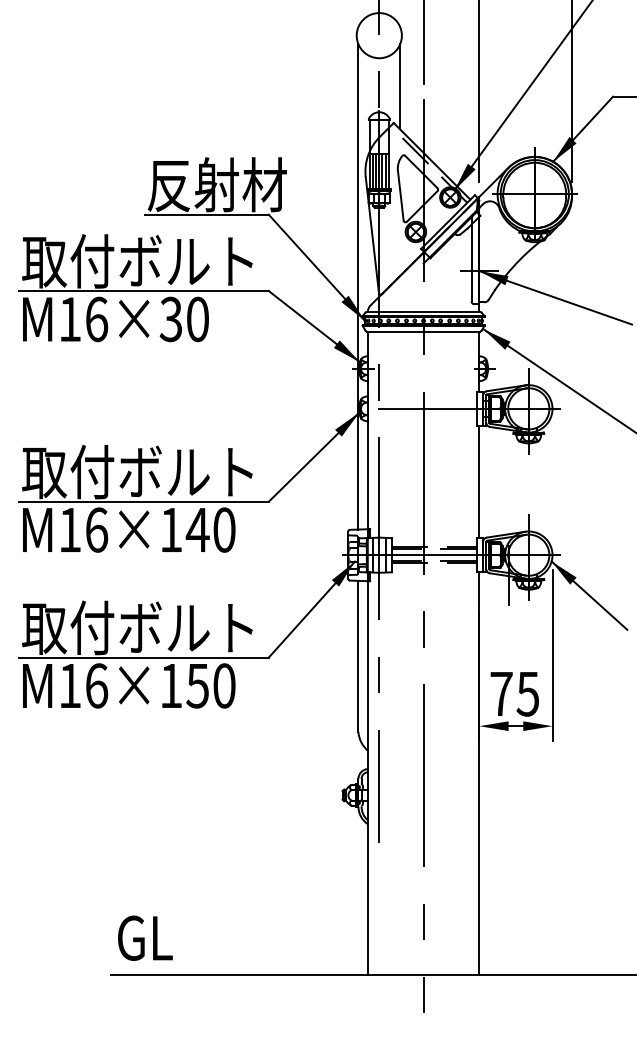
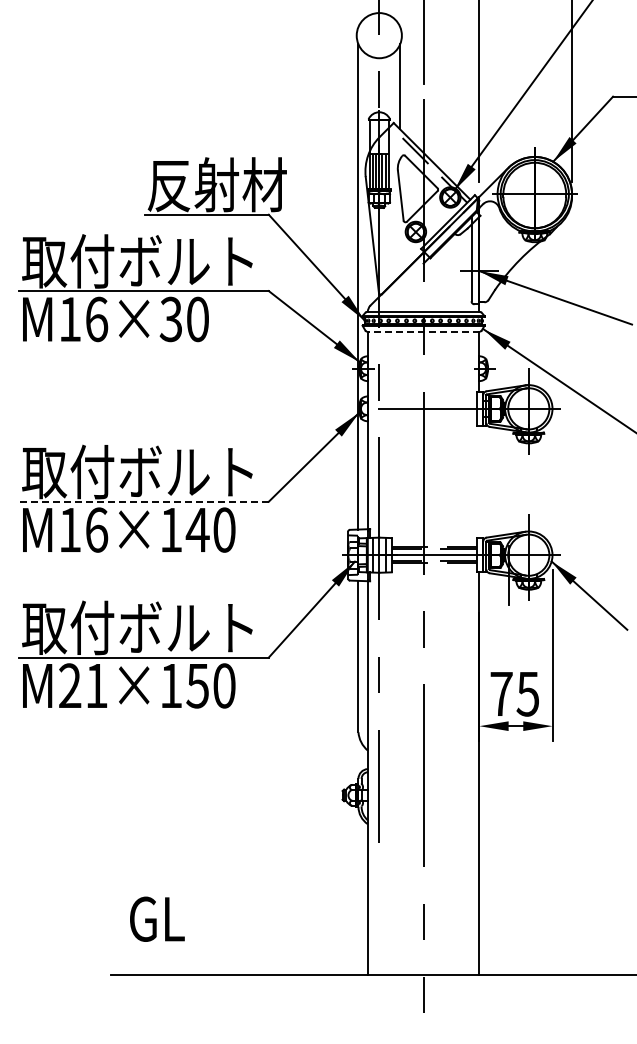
line: solid -> dashed (423, 331)
line: present -> none (479, 481)
line: solid -> dashed (144, 501)
text: M16×150 -> M21×150 (83, 685)
text position: (145, 937) -> (157, 918) (157, 918)
